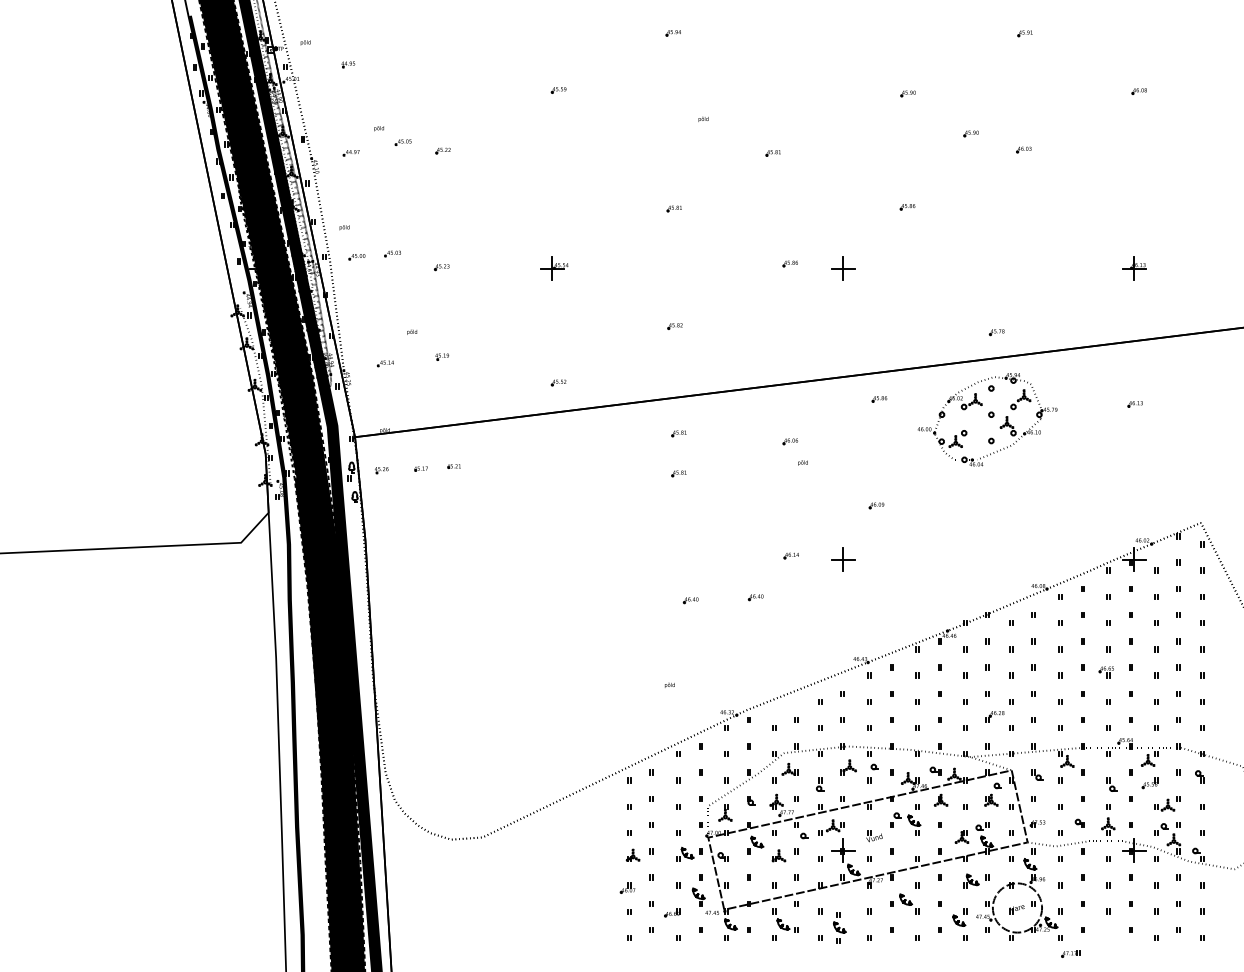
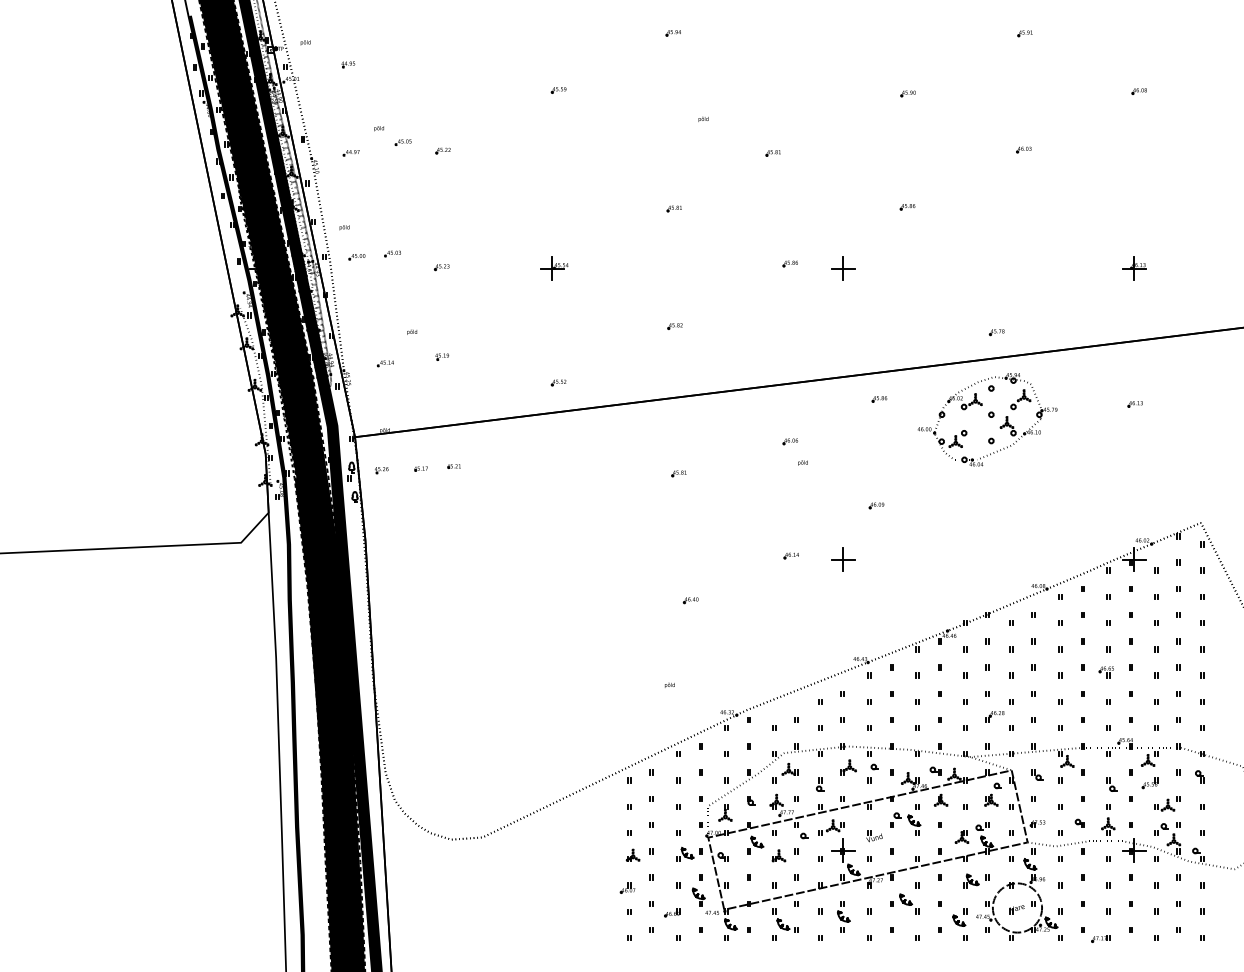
part: present -> none (970, 133)
part: present -> none (678, 433)
part: present -> none (755, 597)
part position: (839, 927) -> (843, 916) (843, 916)
part position: (1070, 953) -> (1100, 938) (1100, 938)
